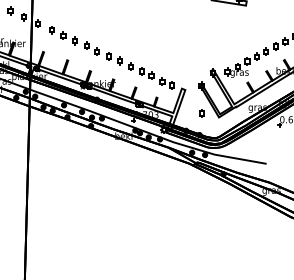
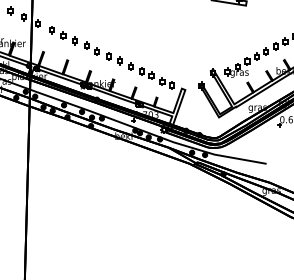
part: present -> none (201, 113)
